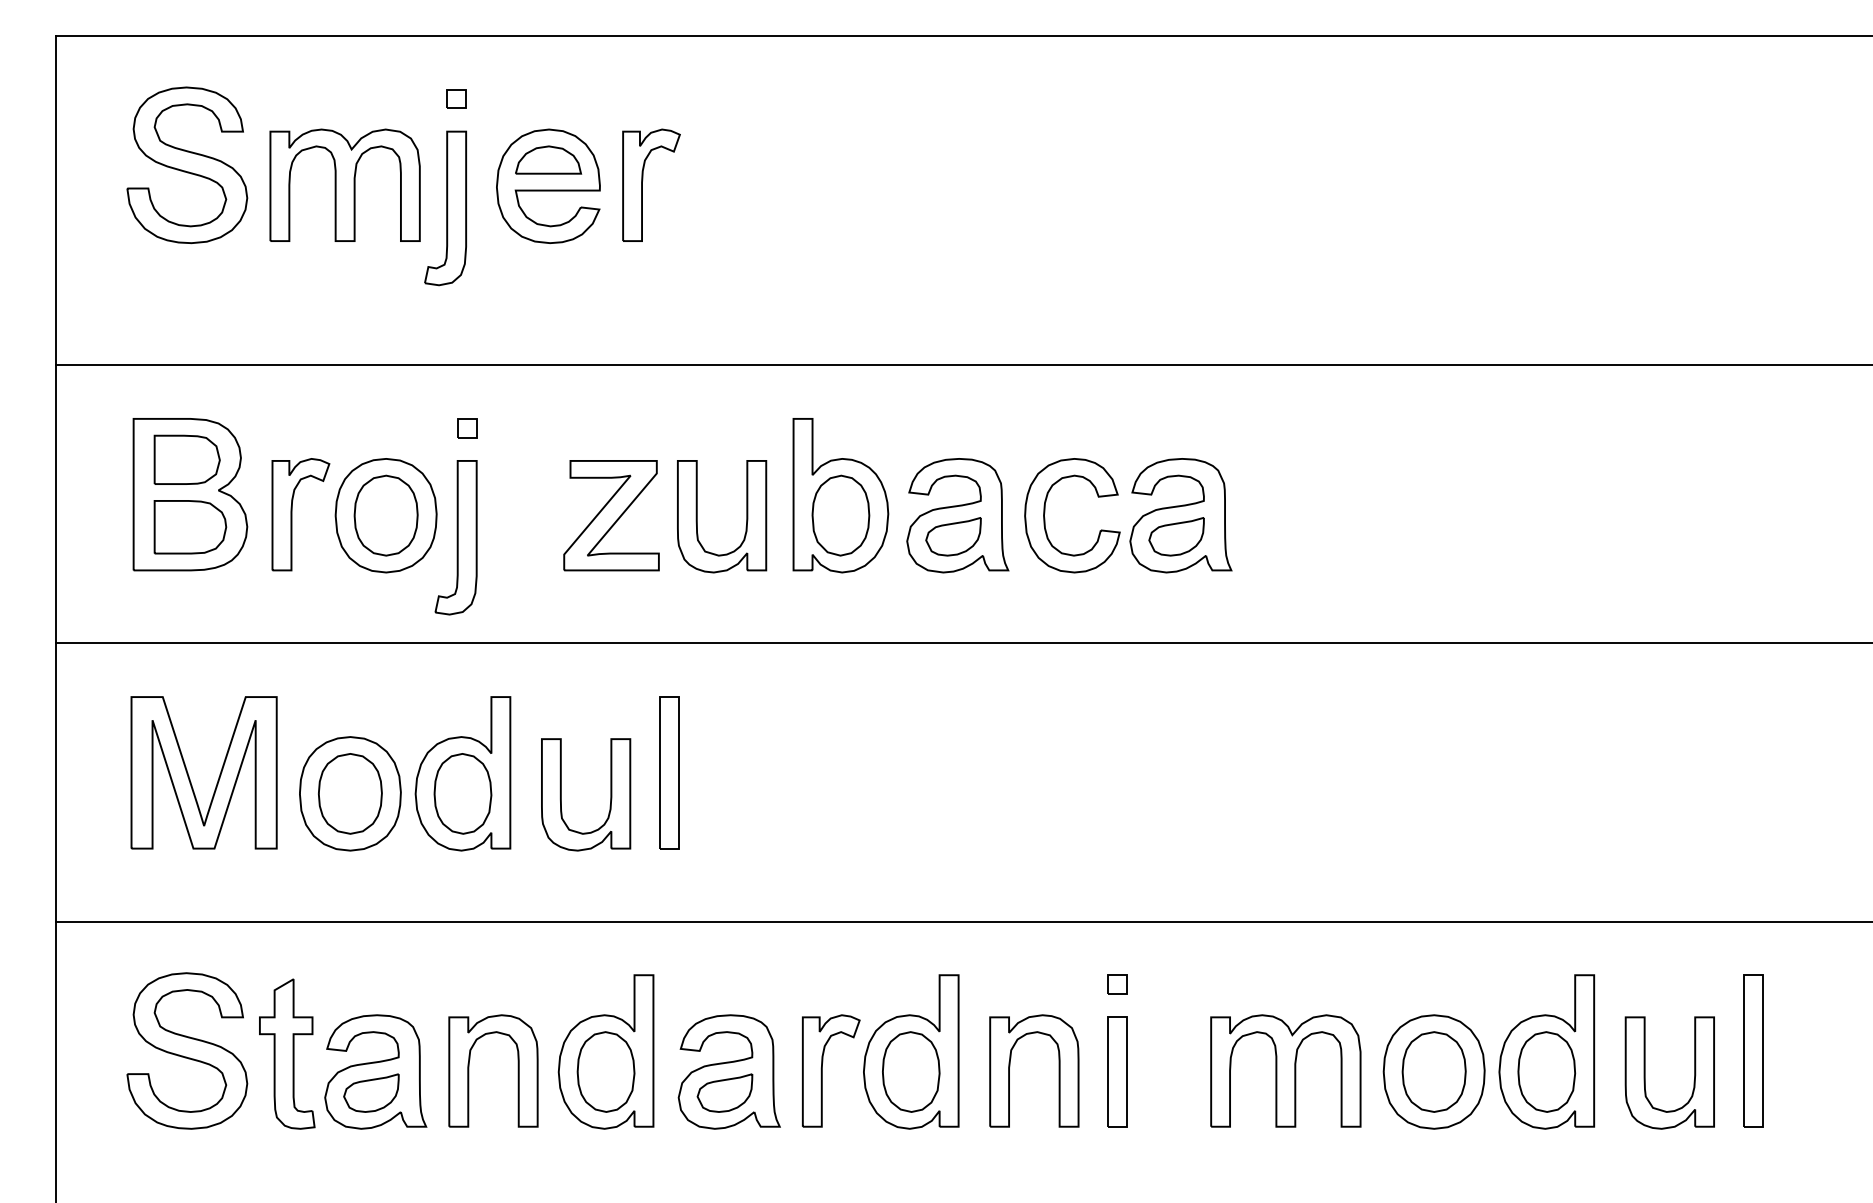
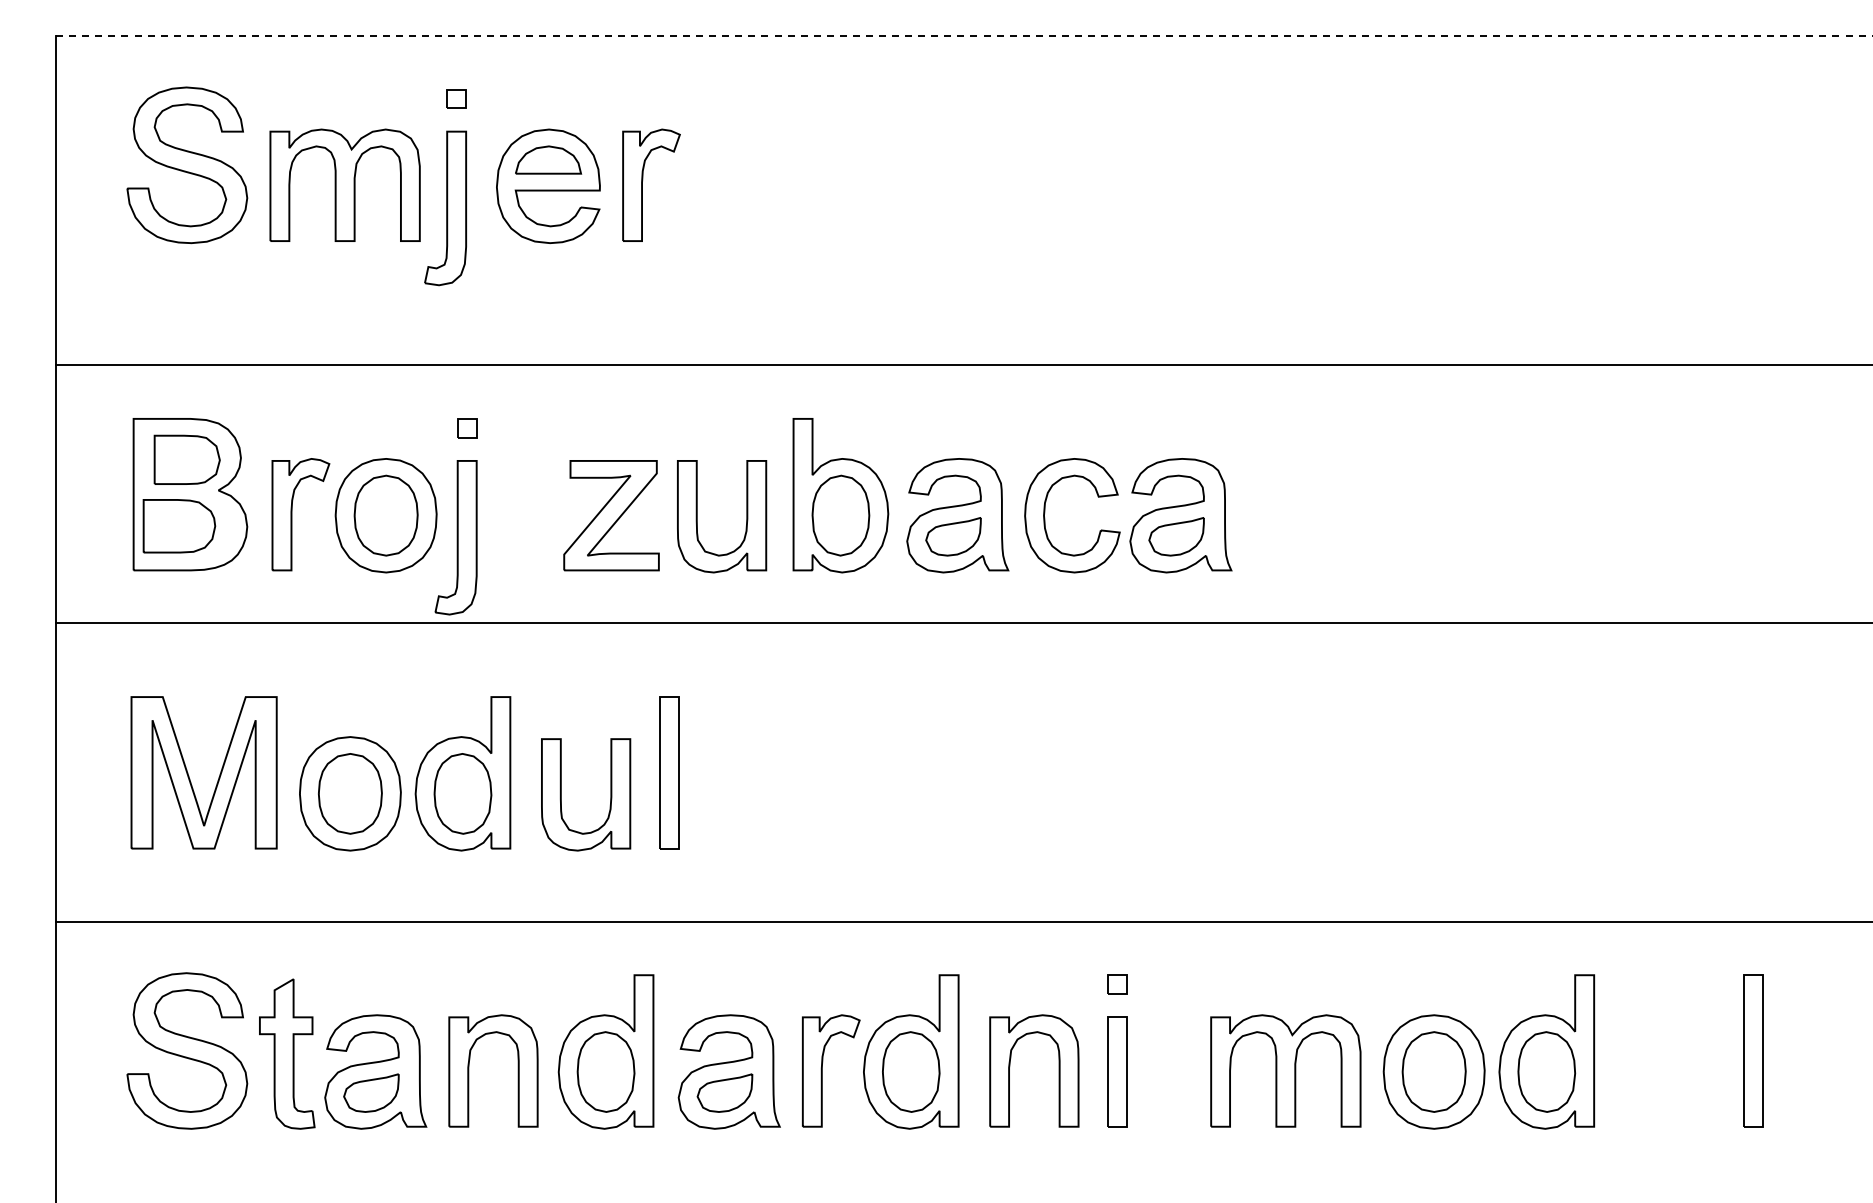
line: solid -> dashed (964, 35)
part position: (190, 527) -> (179, 526) (179, 526)
line position: (962, 643) -> (962, 623) (962, 623)
part: present -> none (1645, 1072)
